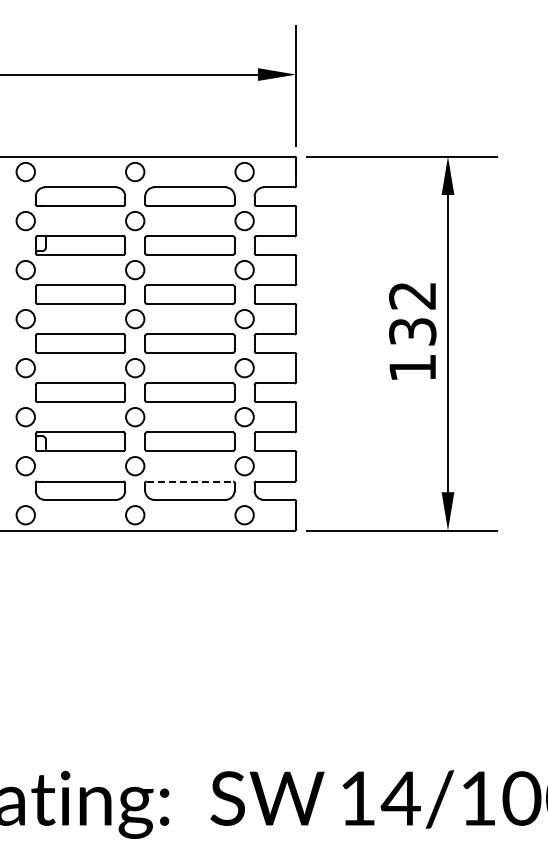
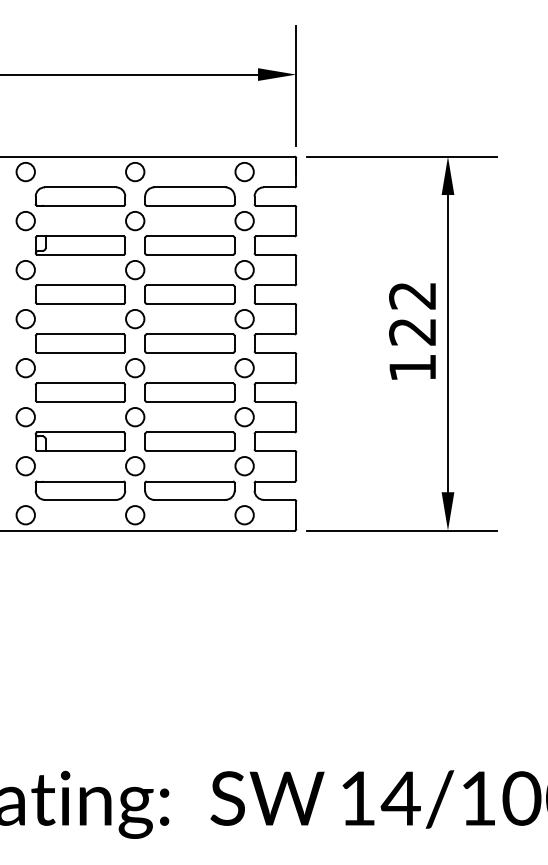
text: 132 -> 122 (412, 331)
line: dashed -> solid (190, 481)
